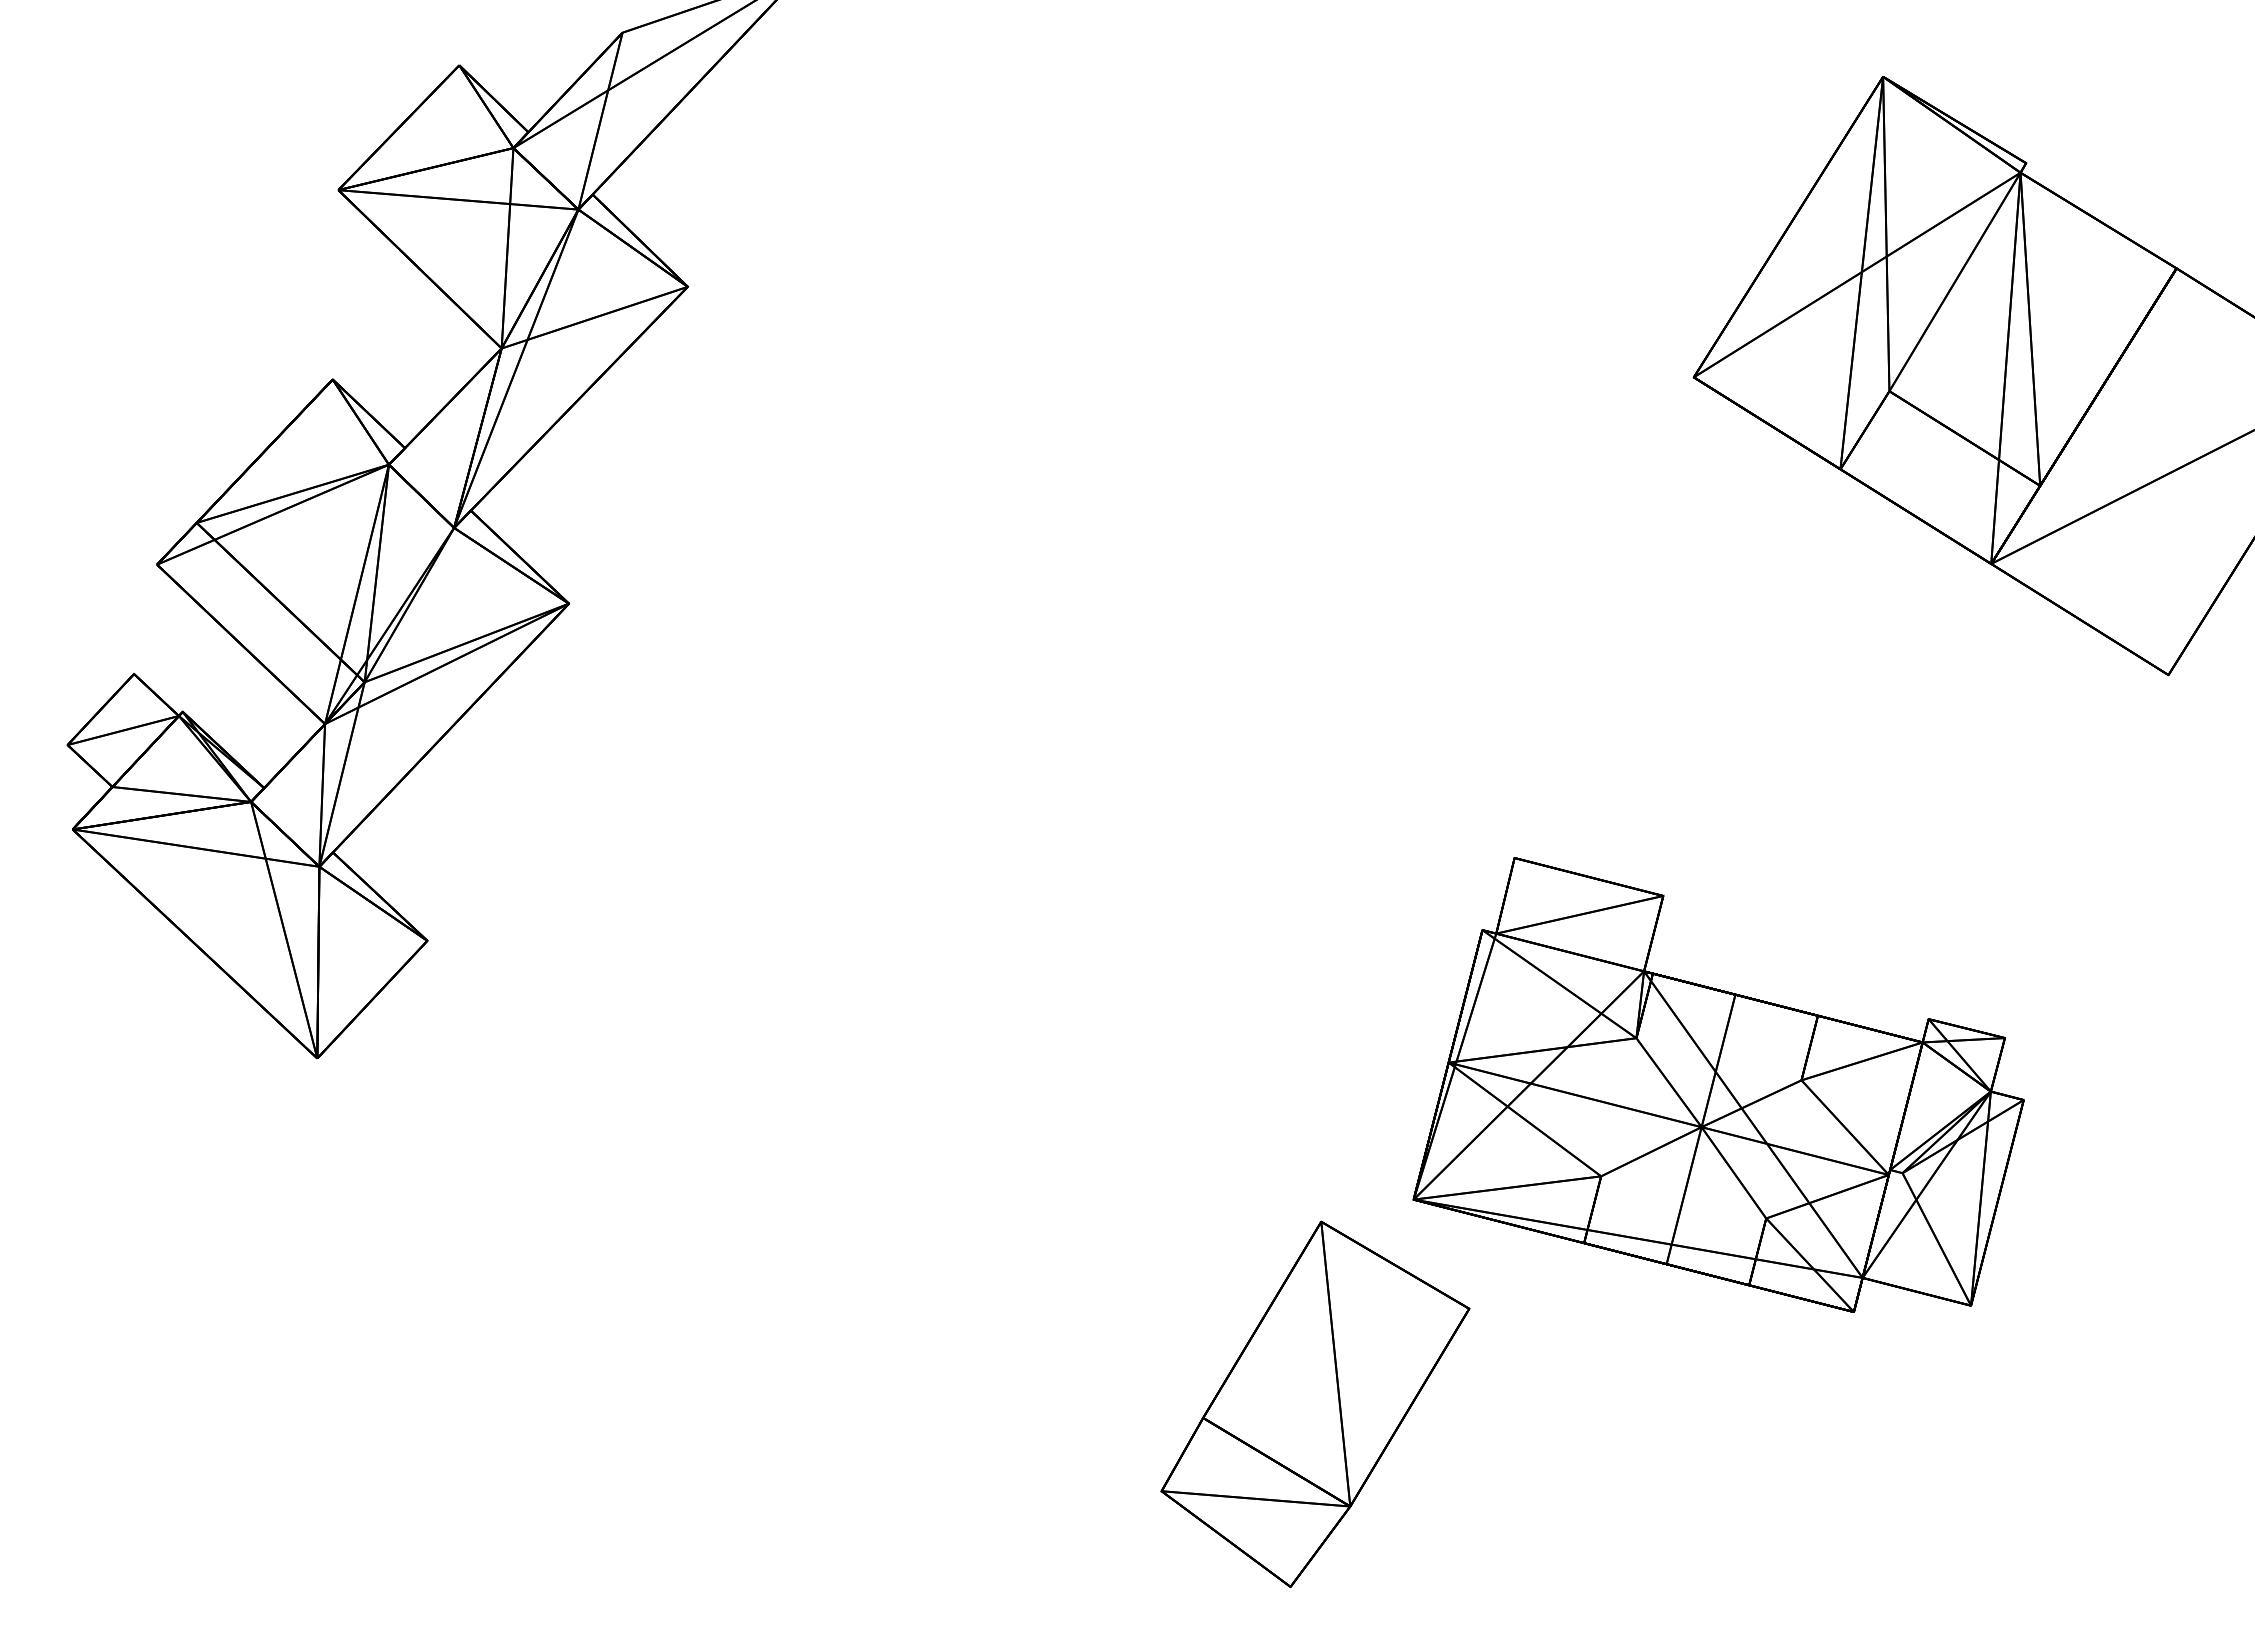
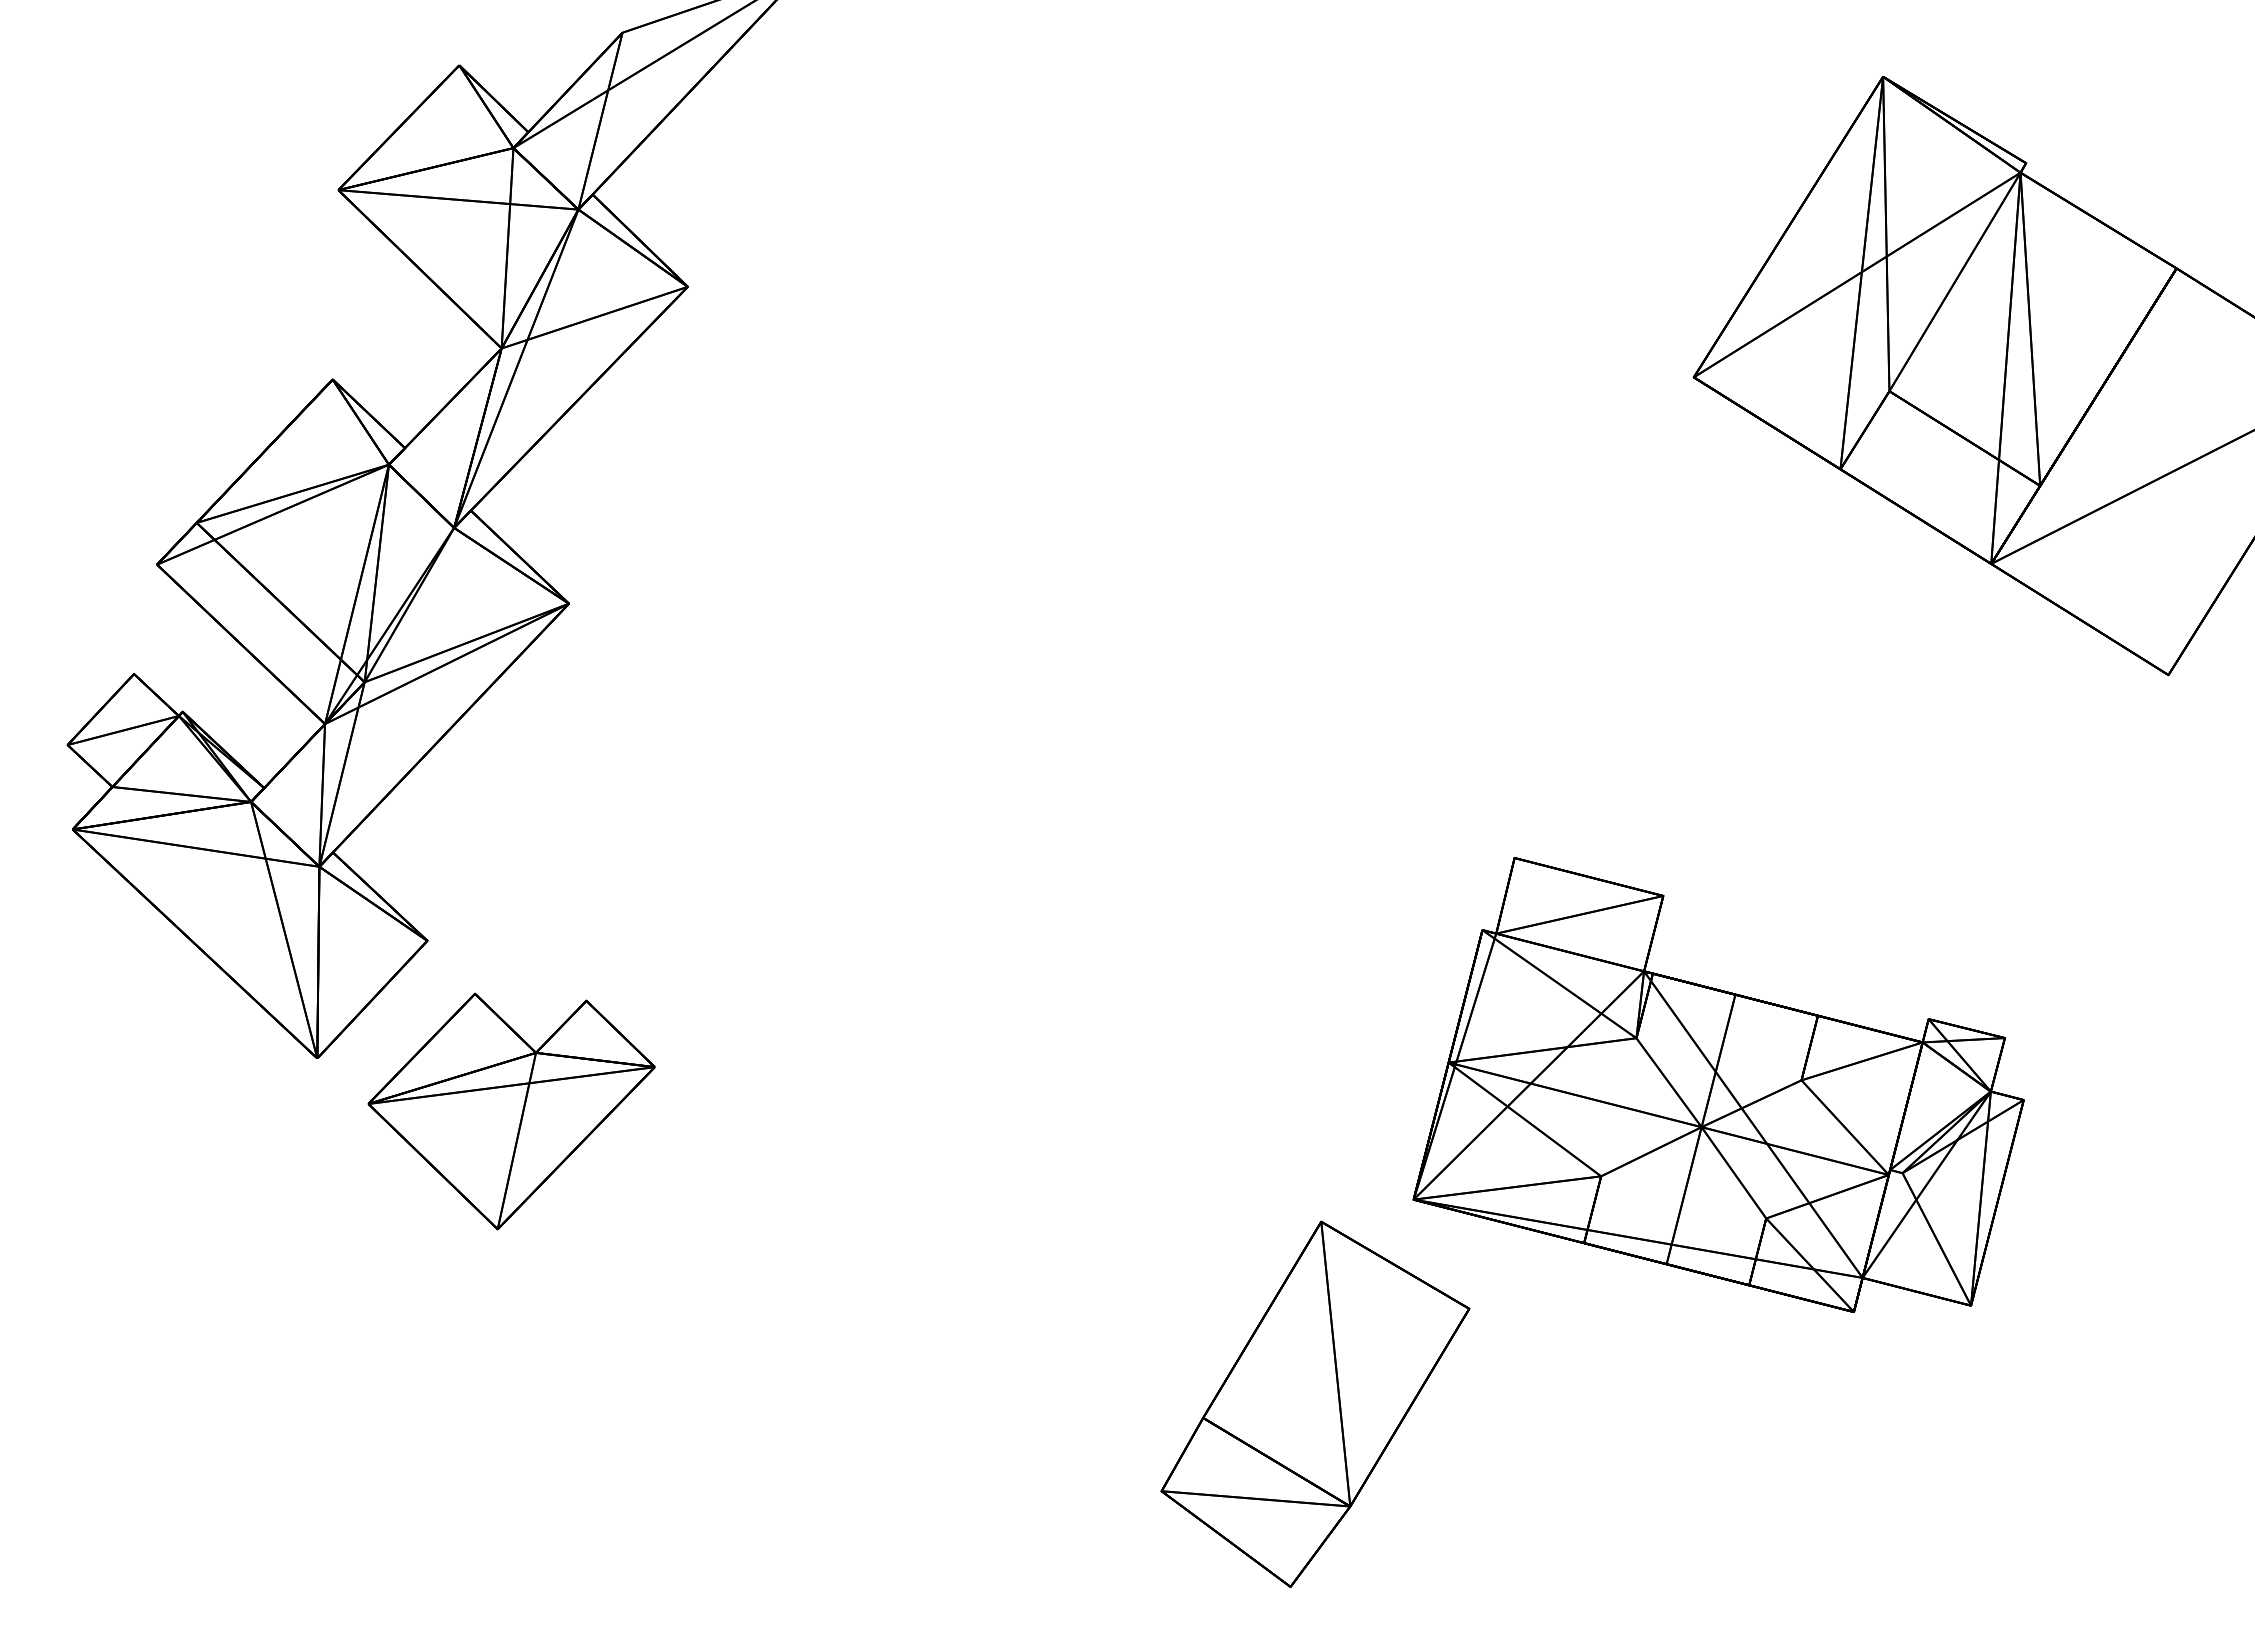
part: none -> present (511, 1111)
